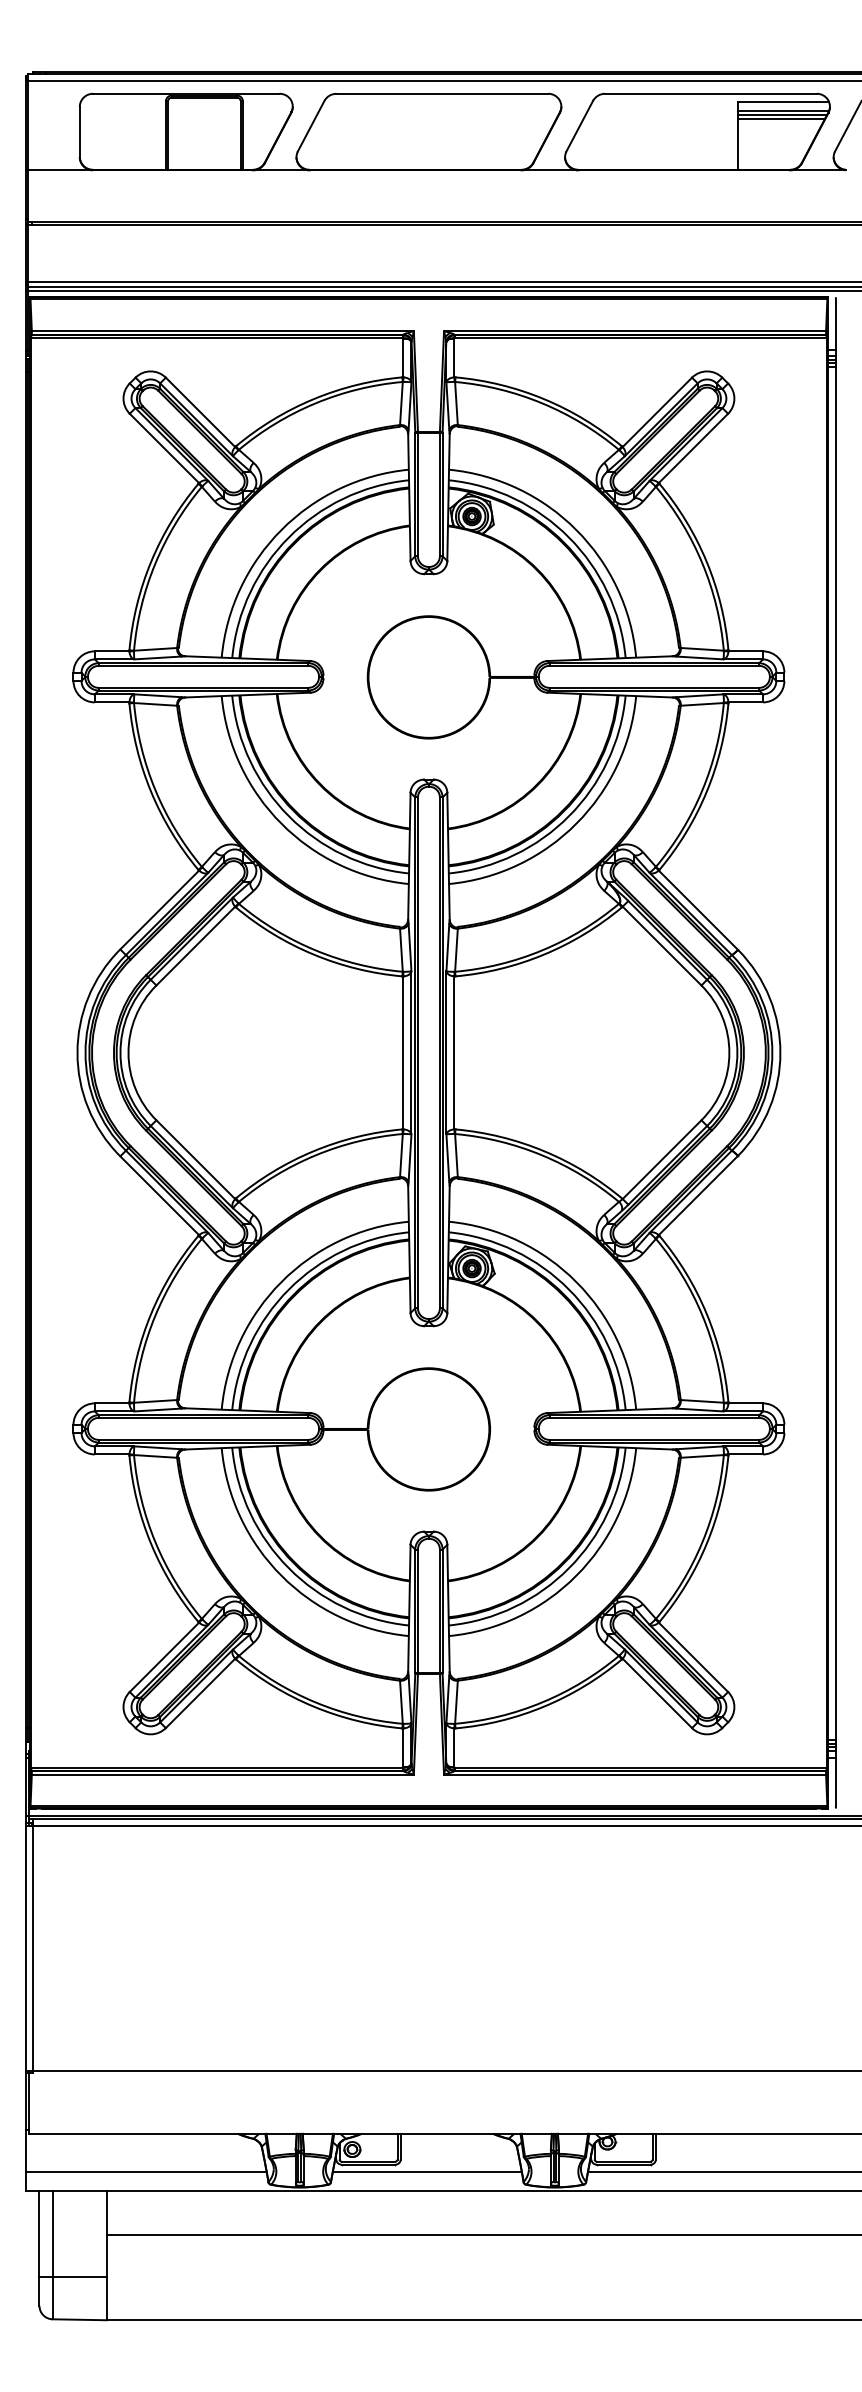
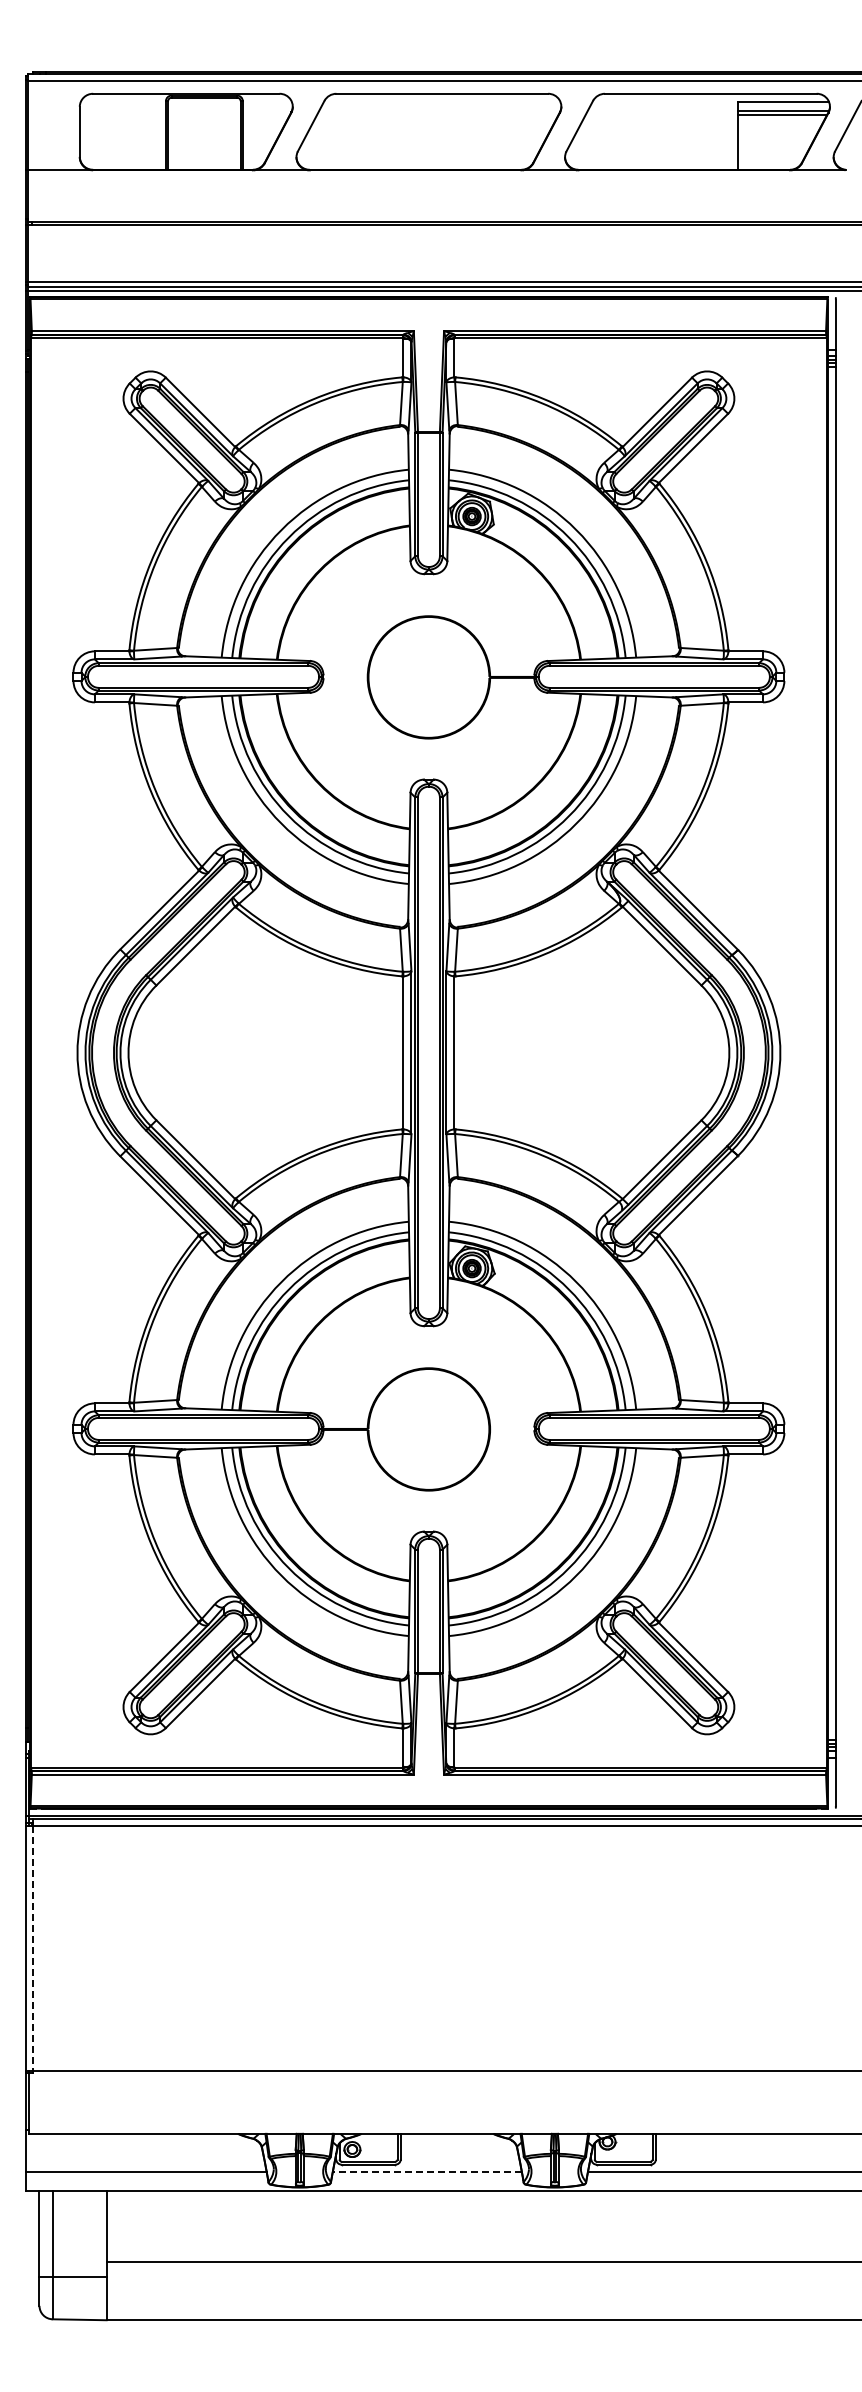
line: present -> none (781, 118)
line: solid -> dashed (32, 1948)
line: solid -> dashed (426, 2171)
line position: (482, 2234) -> (482, 2261) (482, 2261)
